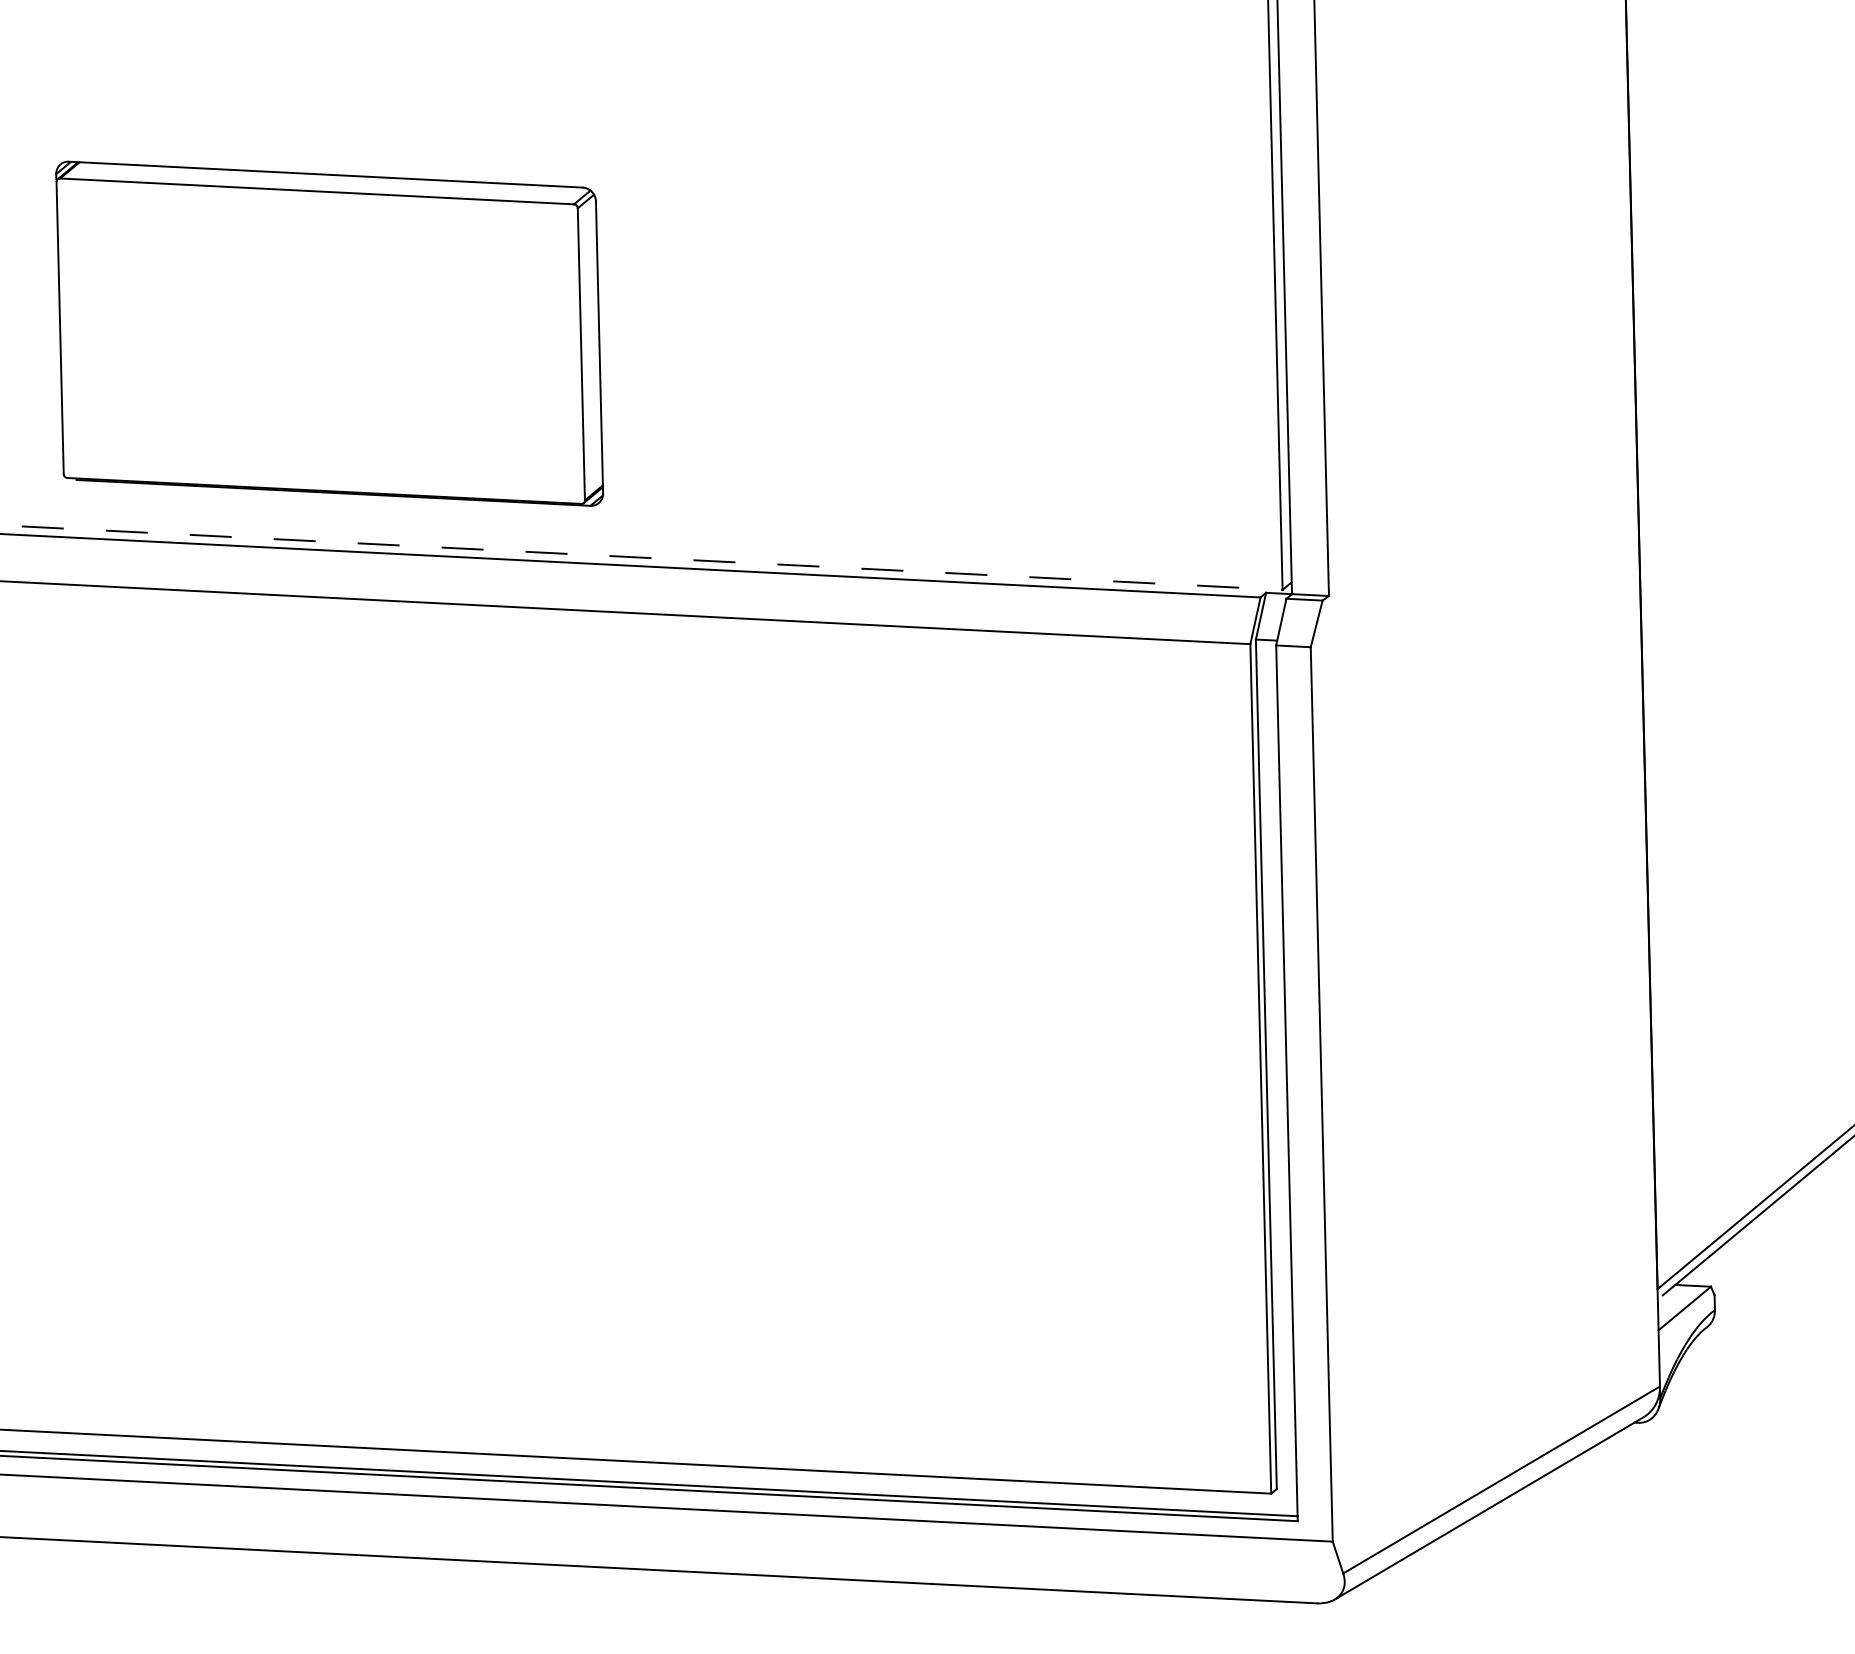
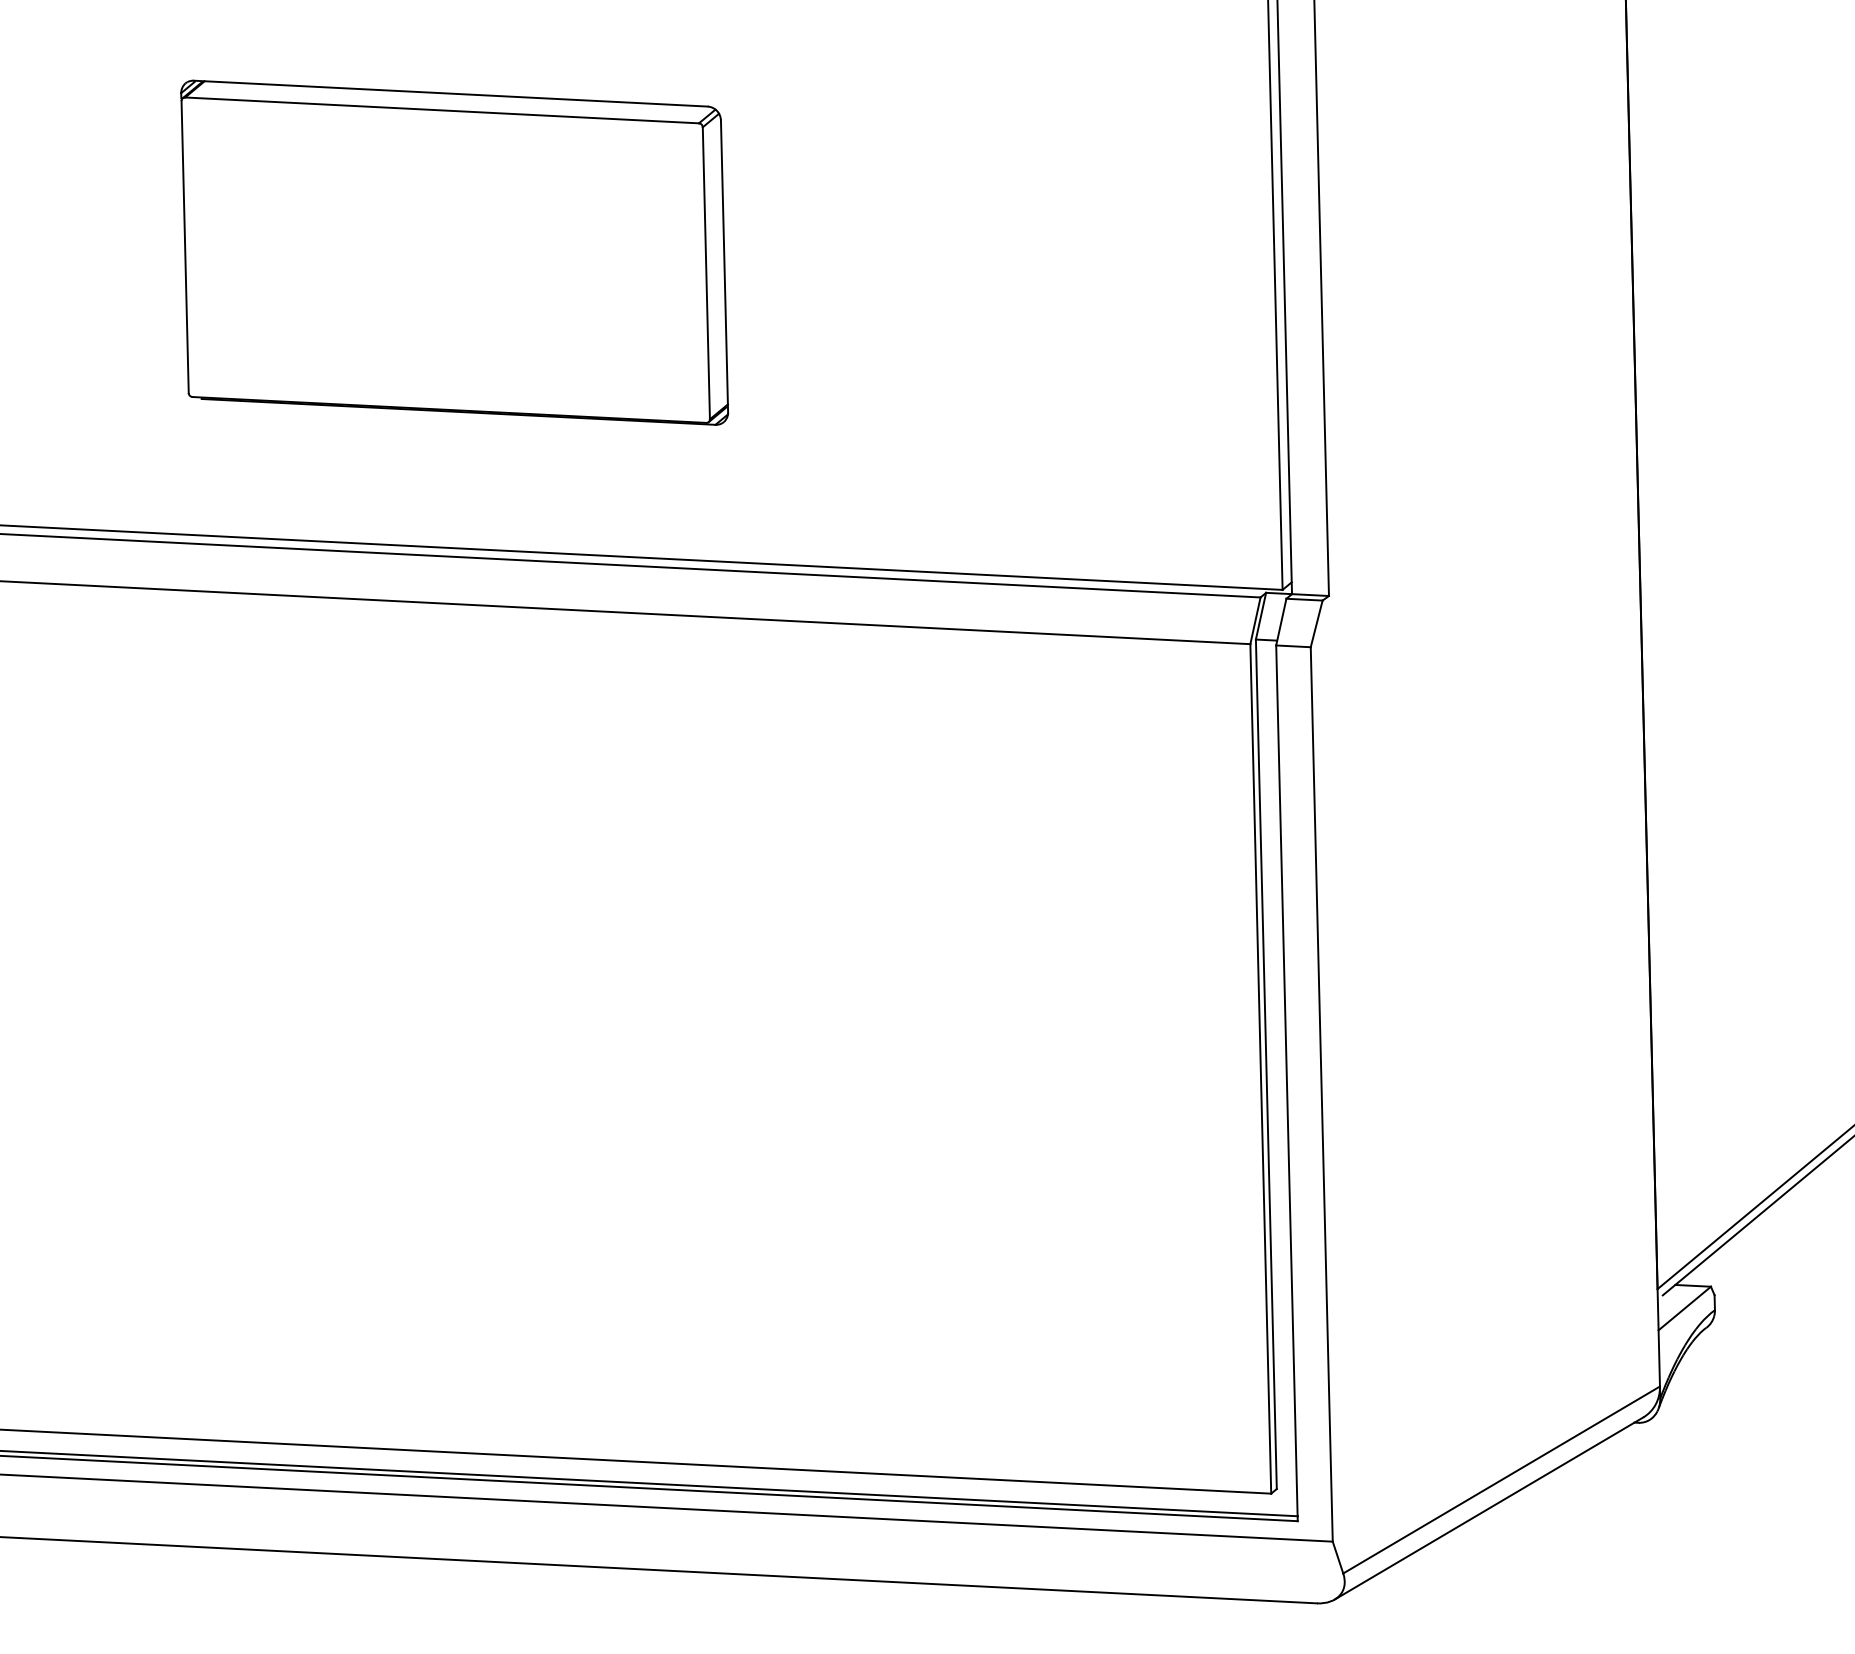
part position: (329, 333) -> (454, 252) (454, 252)
line: dashed -> solid (641, 557)
